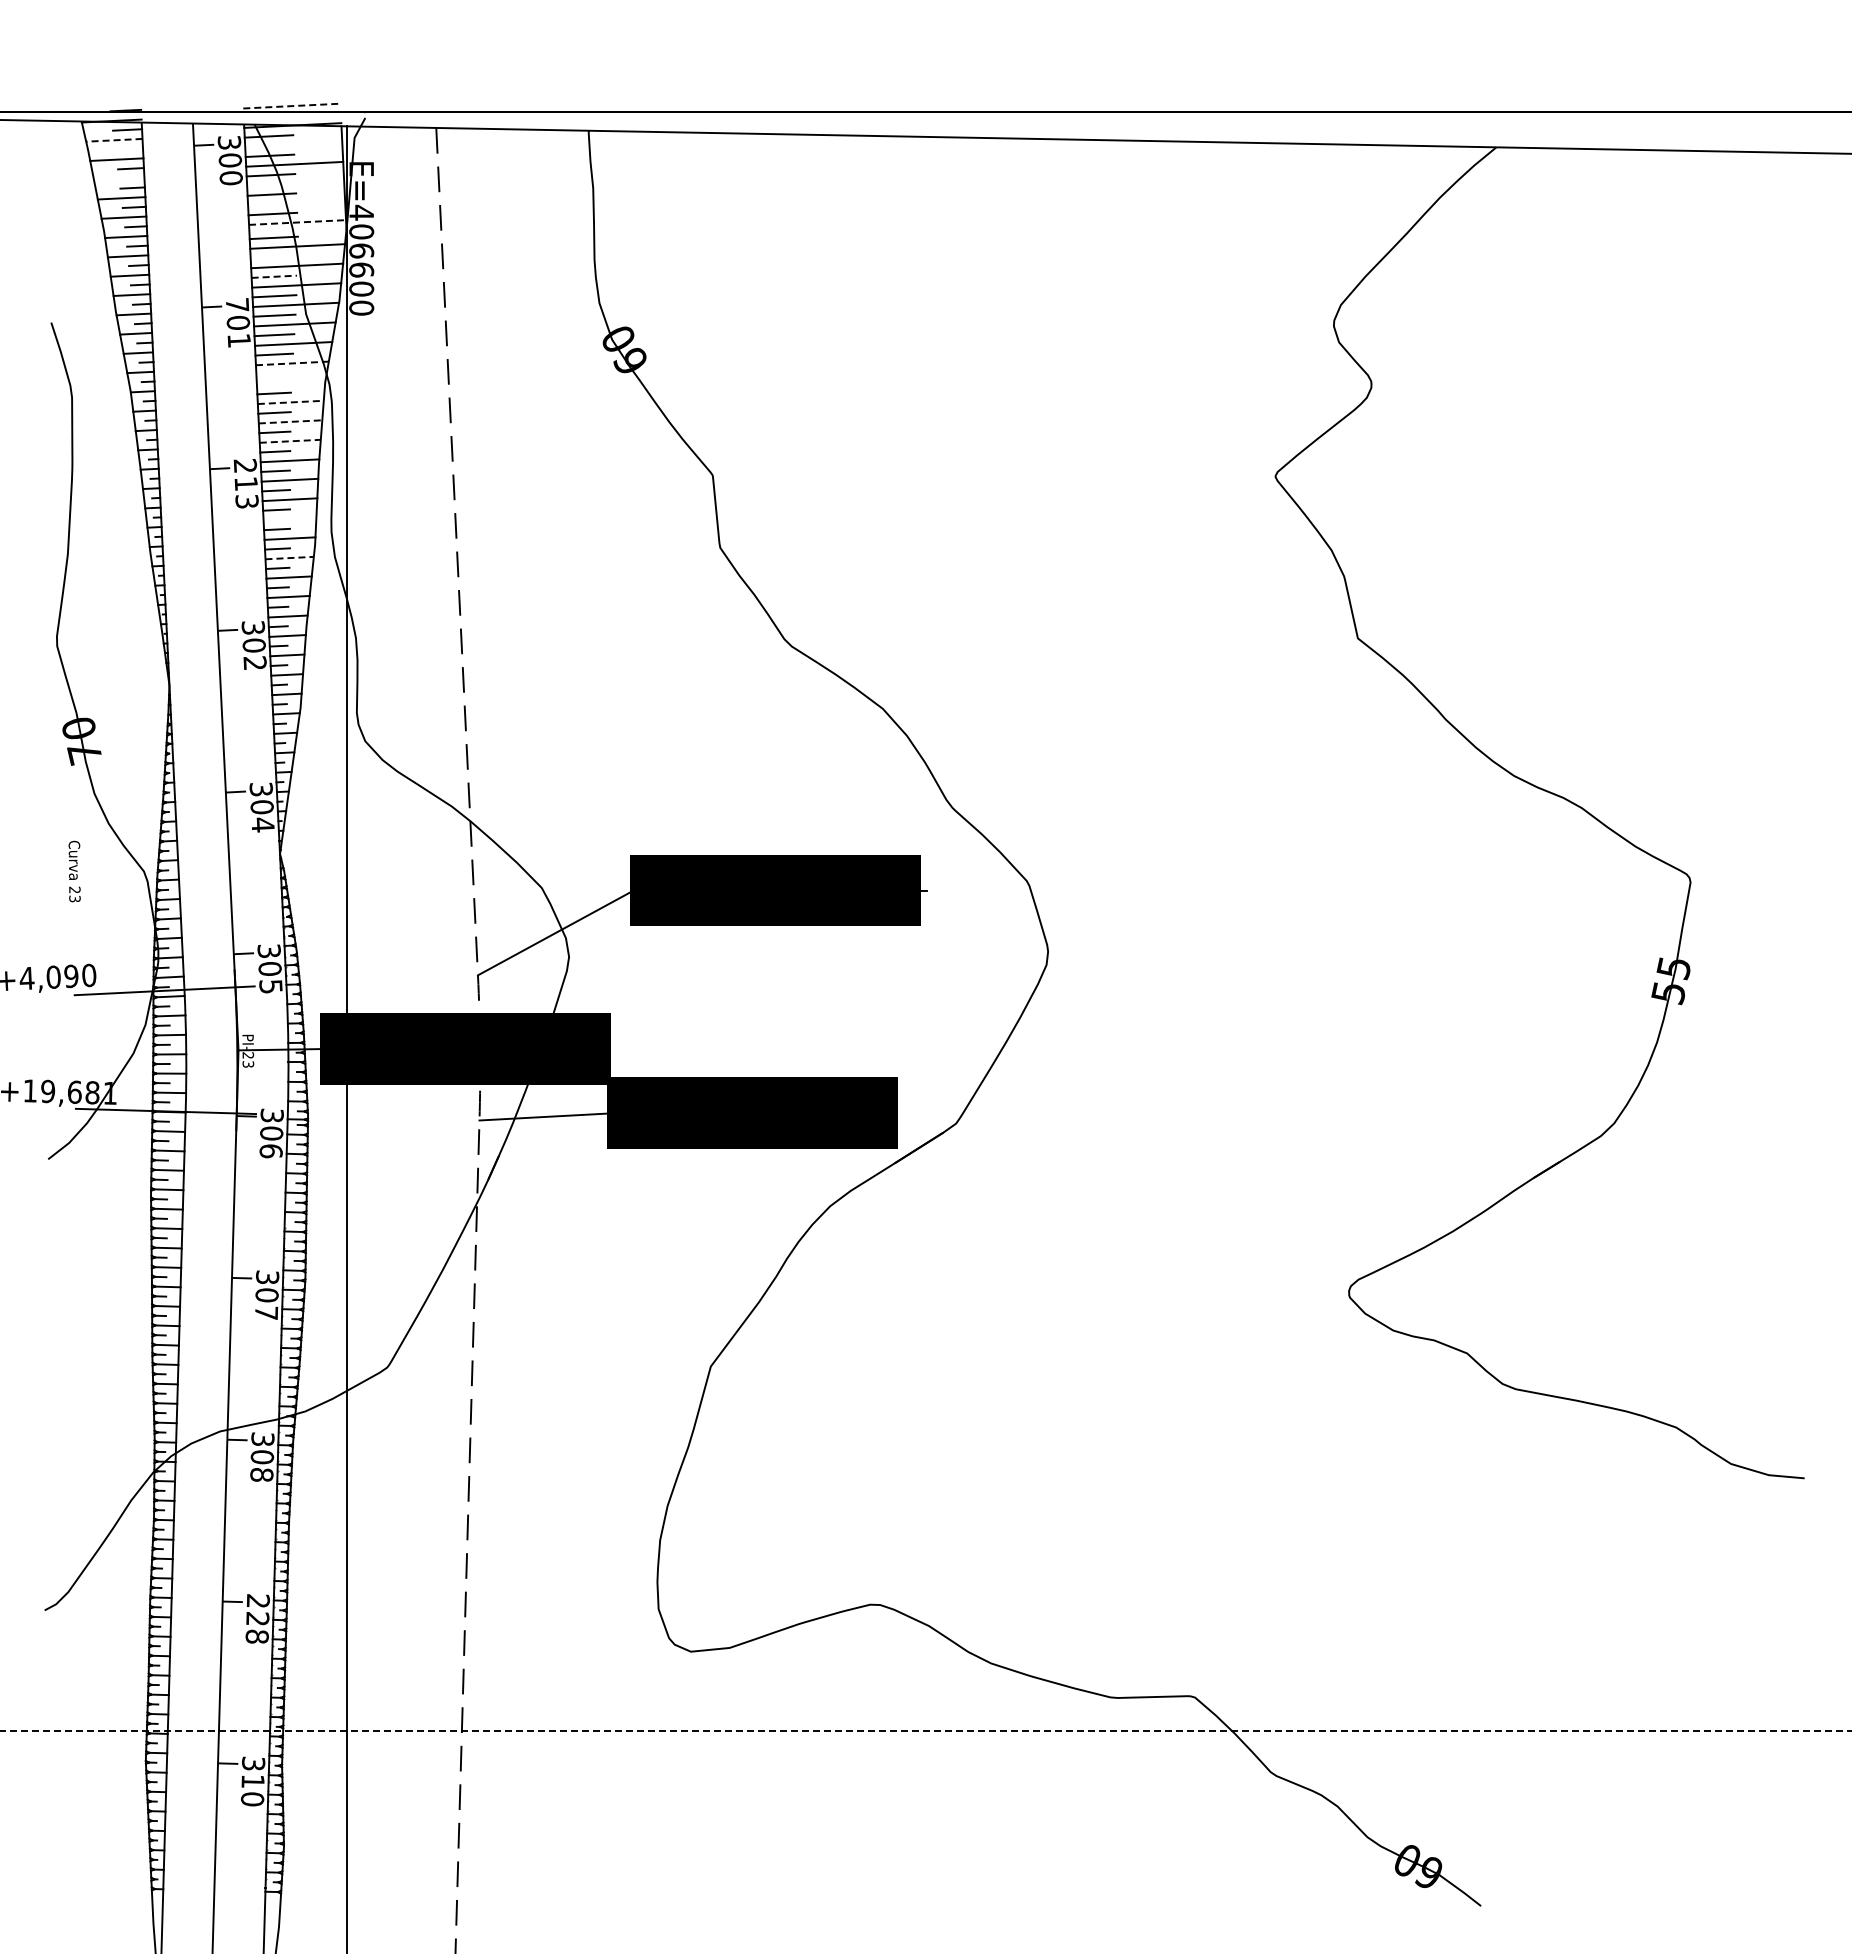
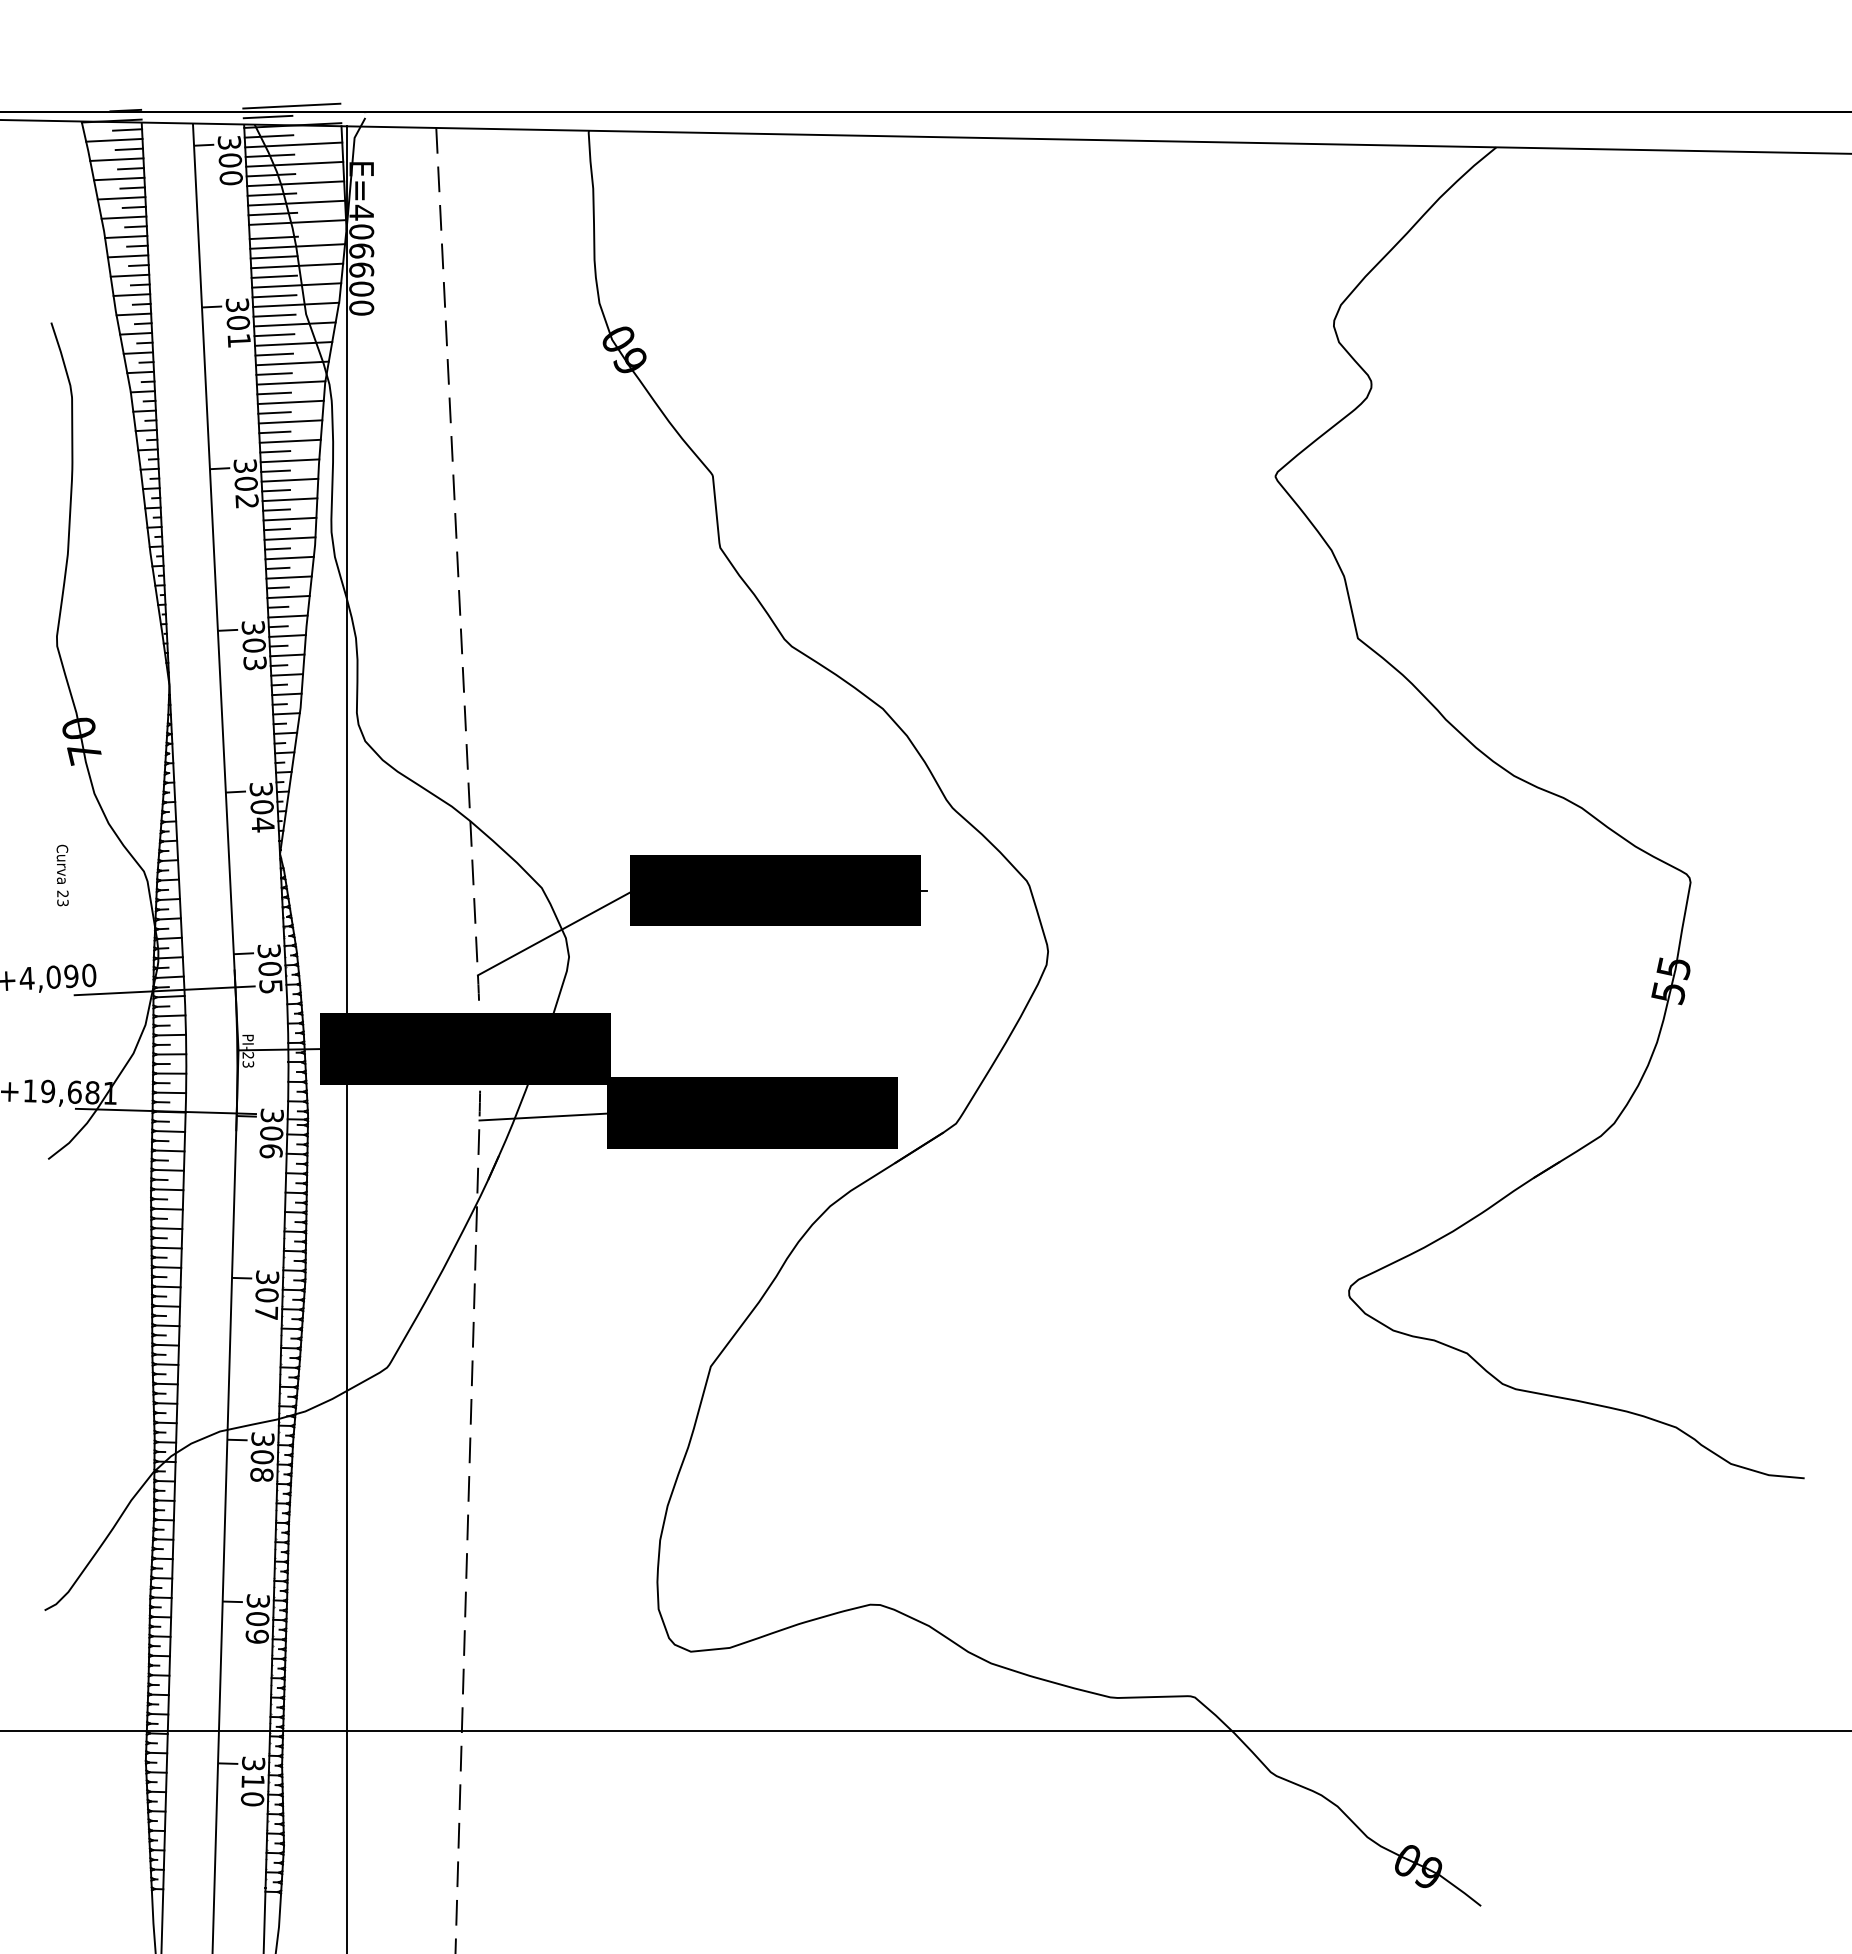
line: dashed -> solid (291, 106)
line: none -> present (267, 116)
line: dashed -> solid (113, 140)
line: none -> present (293, 144)
line: none -> present (129, 149)
line: none -> present (119, 178)
line: none -> present (295, 183)
line: none -> present (296, 202)
line: dashed -> solid (297, 222)
line: none -> present (273, 257)
line: dashed -> solid (274, 276)
text: 701 -> 301 (237, 304)
line: dashed -> solid (292, 363)
line: none -> present (273, 373)
line: none -> present (290, 382)
line: dashed -> solid (291, 402)
line: dashed -> solid (290, 421)
line: dashed -> solid (290, 441)
text: 213 -> 302 (245, 483)
line: none -> present (289, 518)
line: dashed -> solid (290, 558)
text: 302 -> 303 (254, 663)
text position: (74, 871) -> (62, 875) (62, 875)
text: 228 -> 309 (257, 1618)
line: dashed -> solid (926, 1730)
